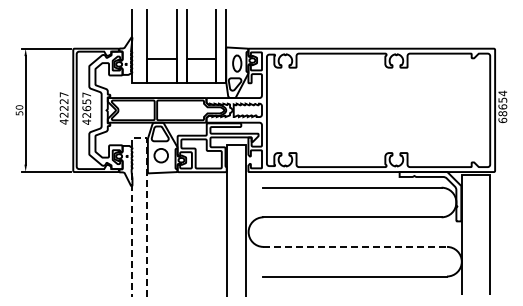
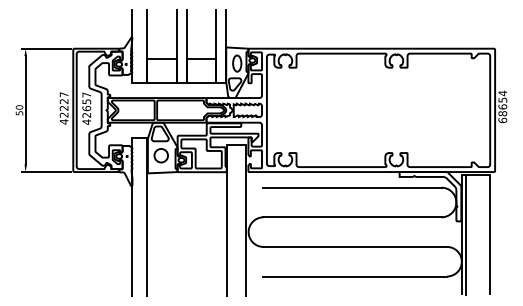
line: dashed -> solid (139, 137)
line: none -> present (465, 234)
line: dashed -> solid (355, 246)
